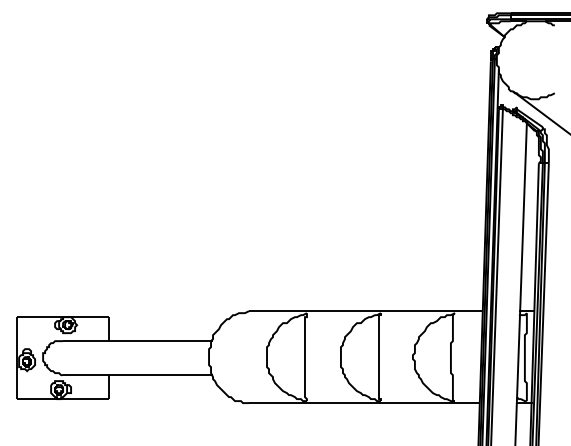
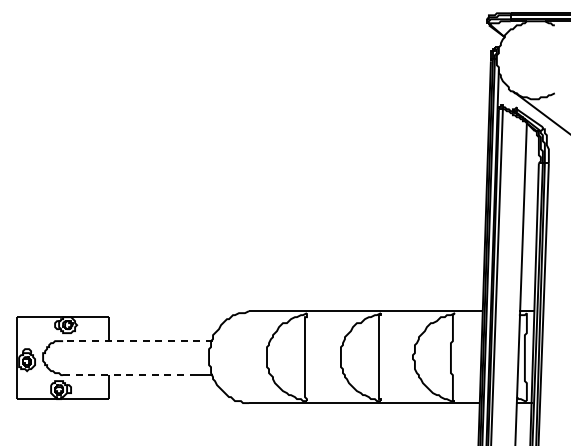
line: solid -> dashed (138, 341)
line: solid -> dashed (127, 375)
